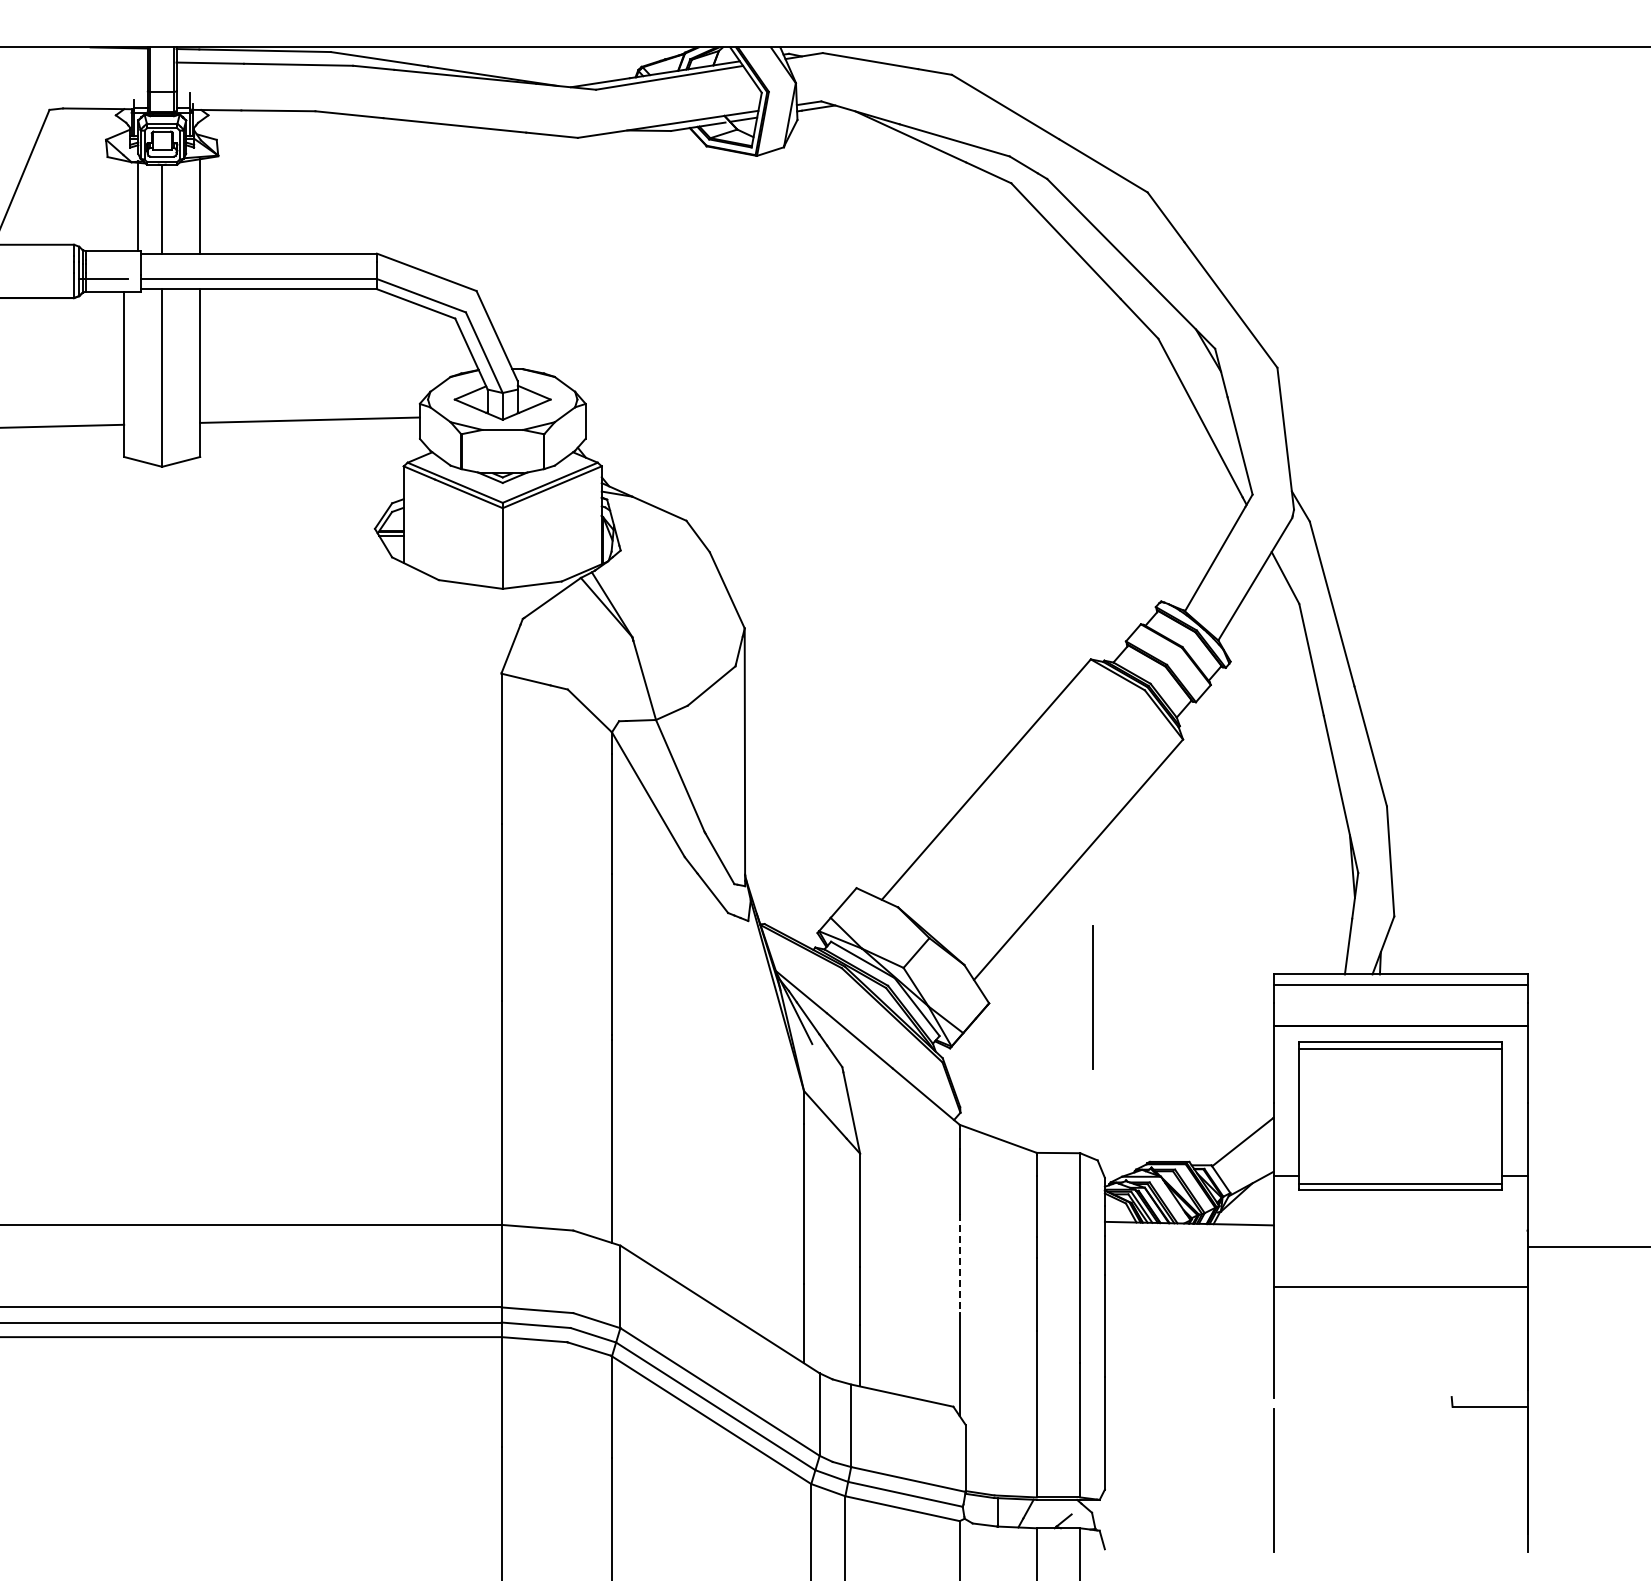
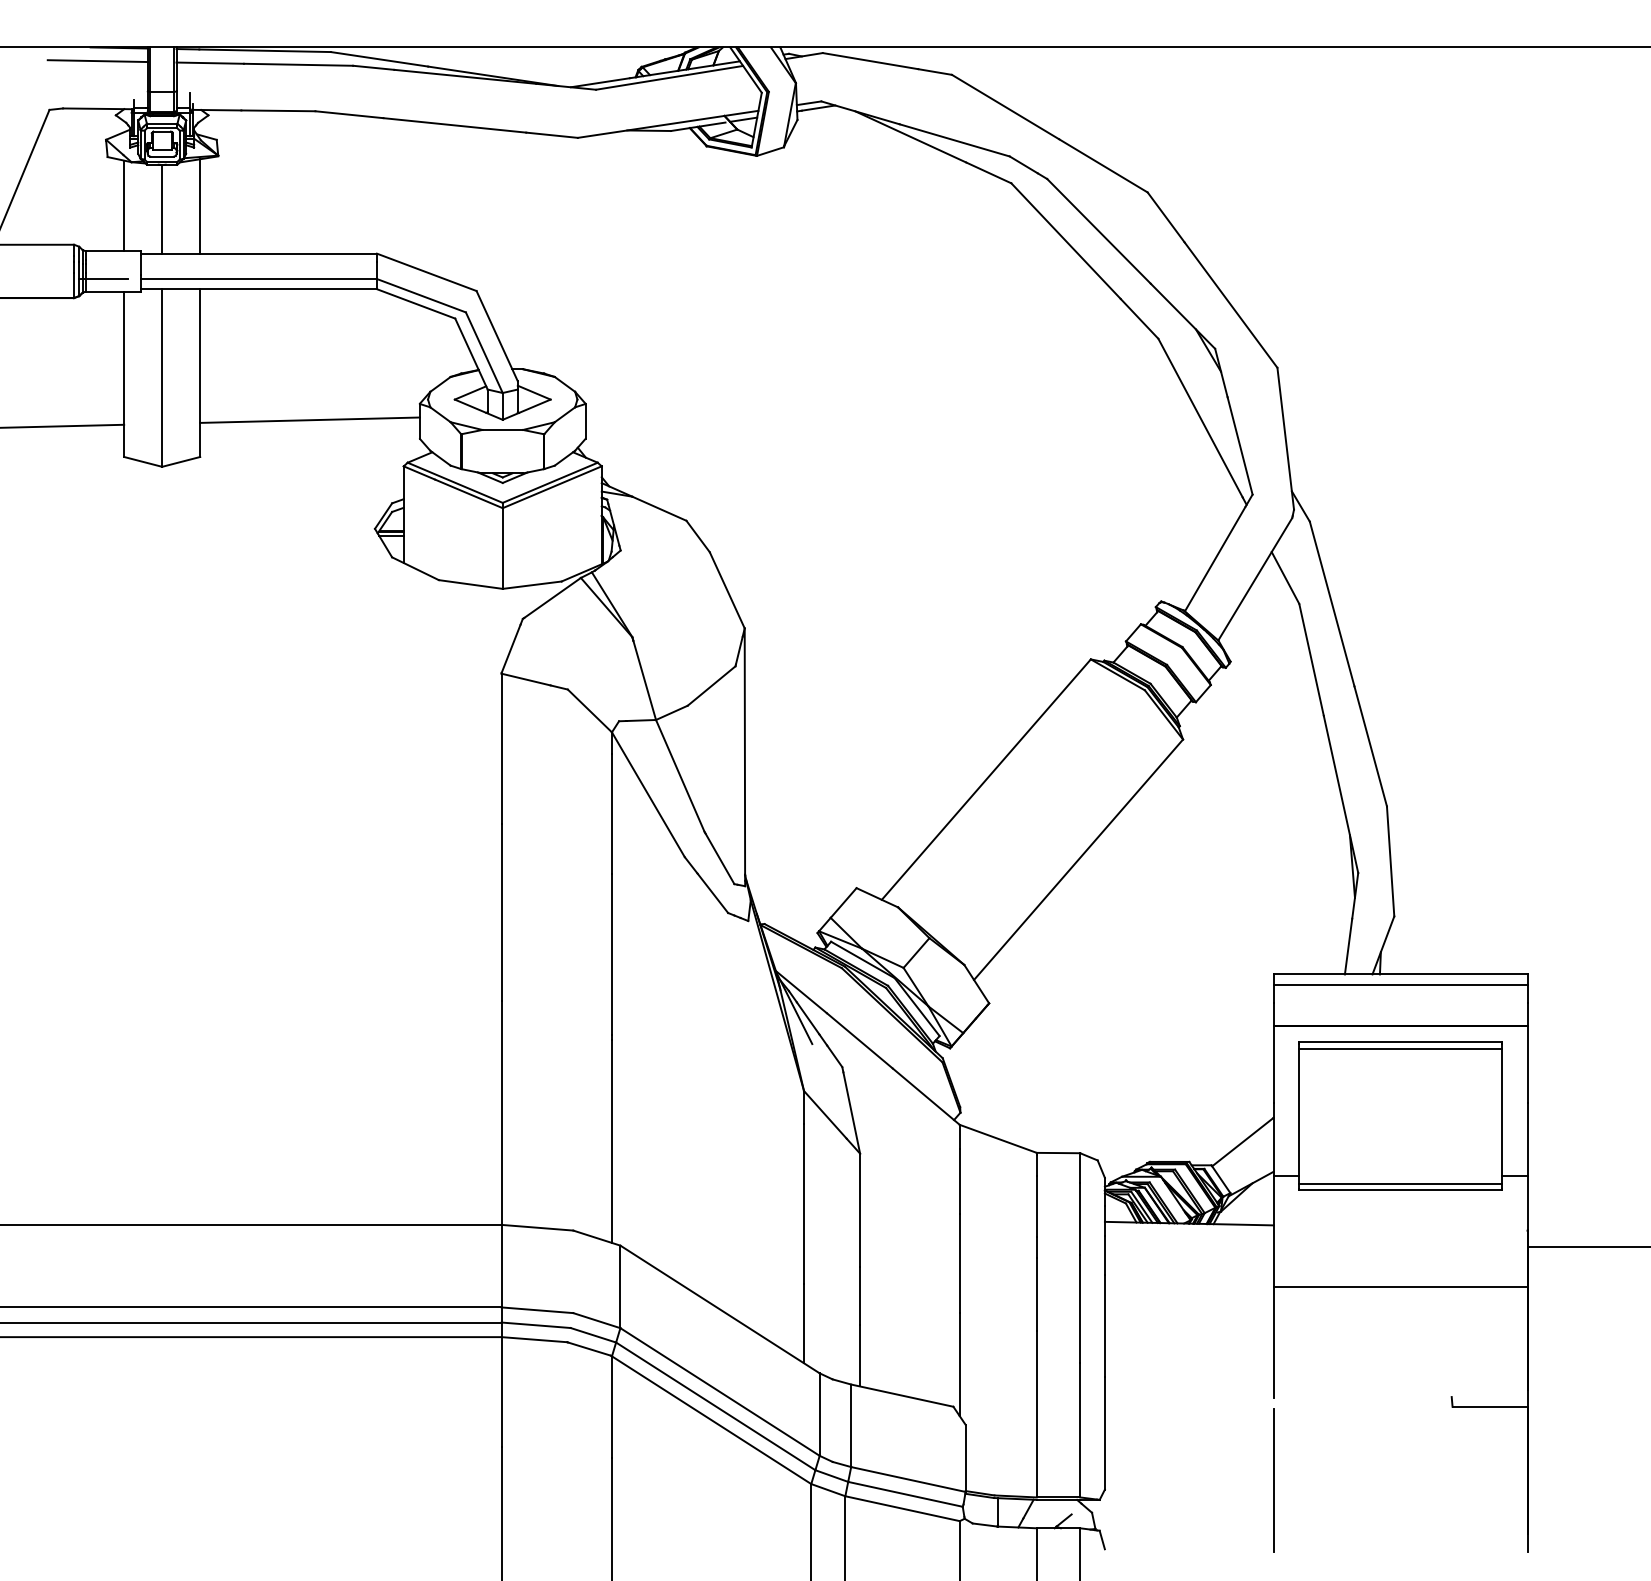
line: none -> present (97, 61)
line position: (138, 205) -> (124, 205) (124, 205)
line: present -> none (1092, 997)
line: dashed -> solid (959, 1263)
